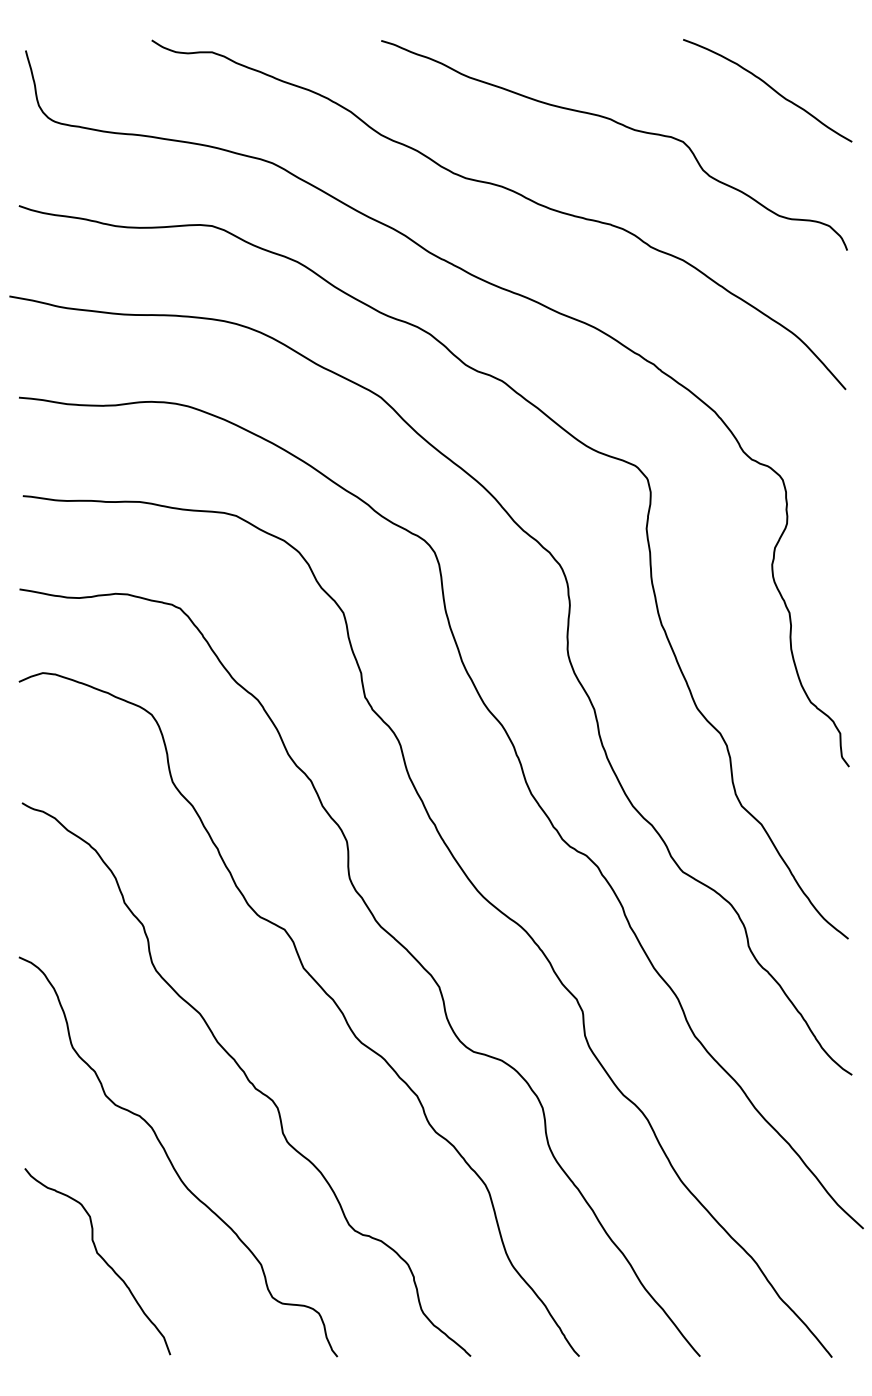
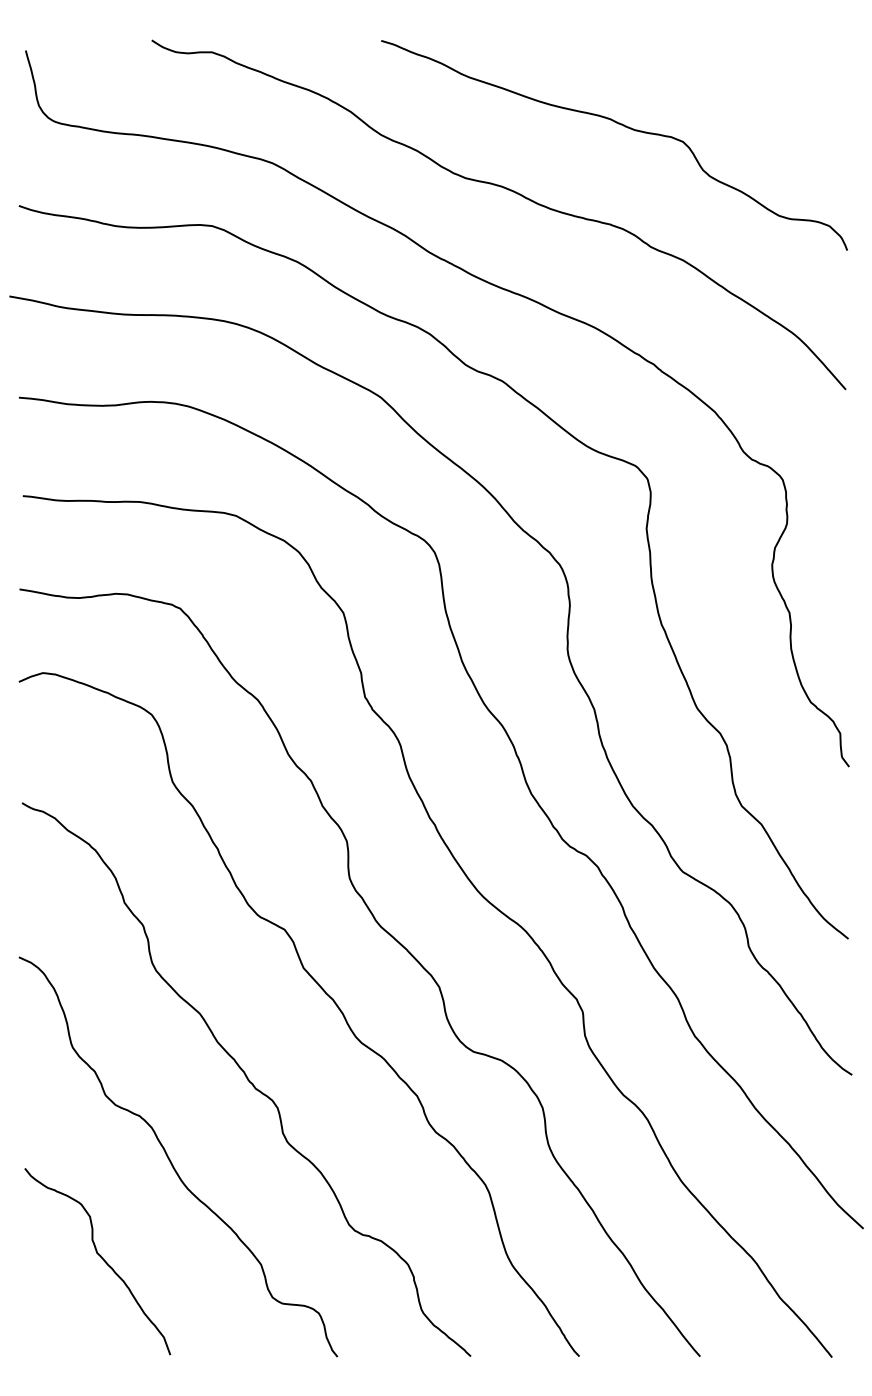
curve: present -> none (769, 87)
